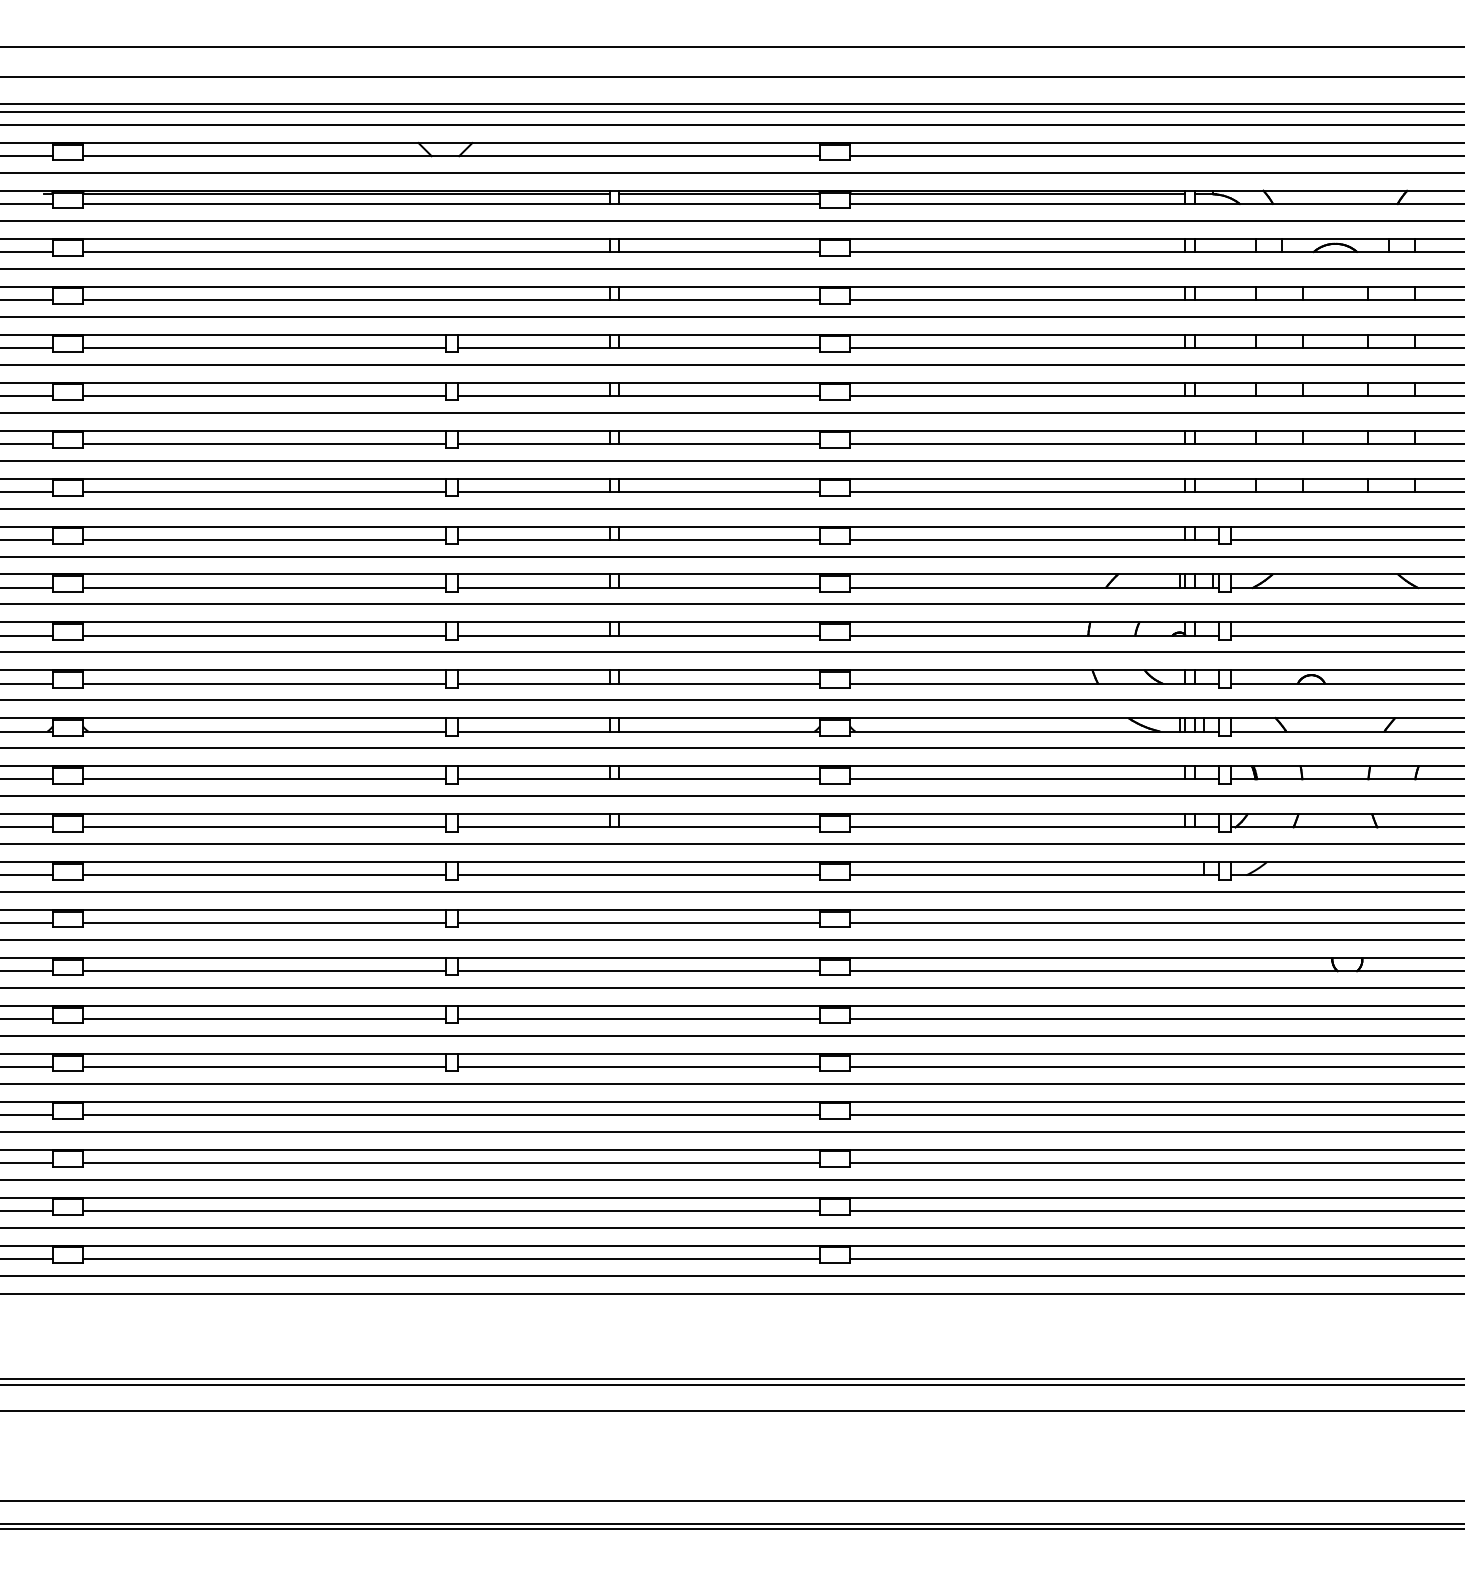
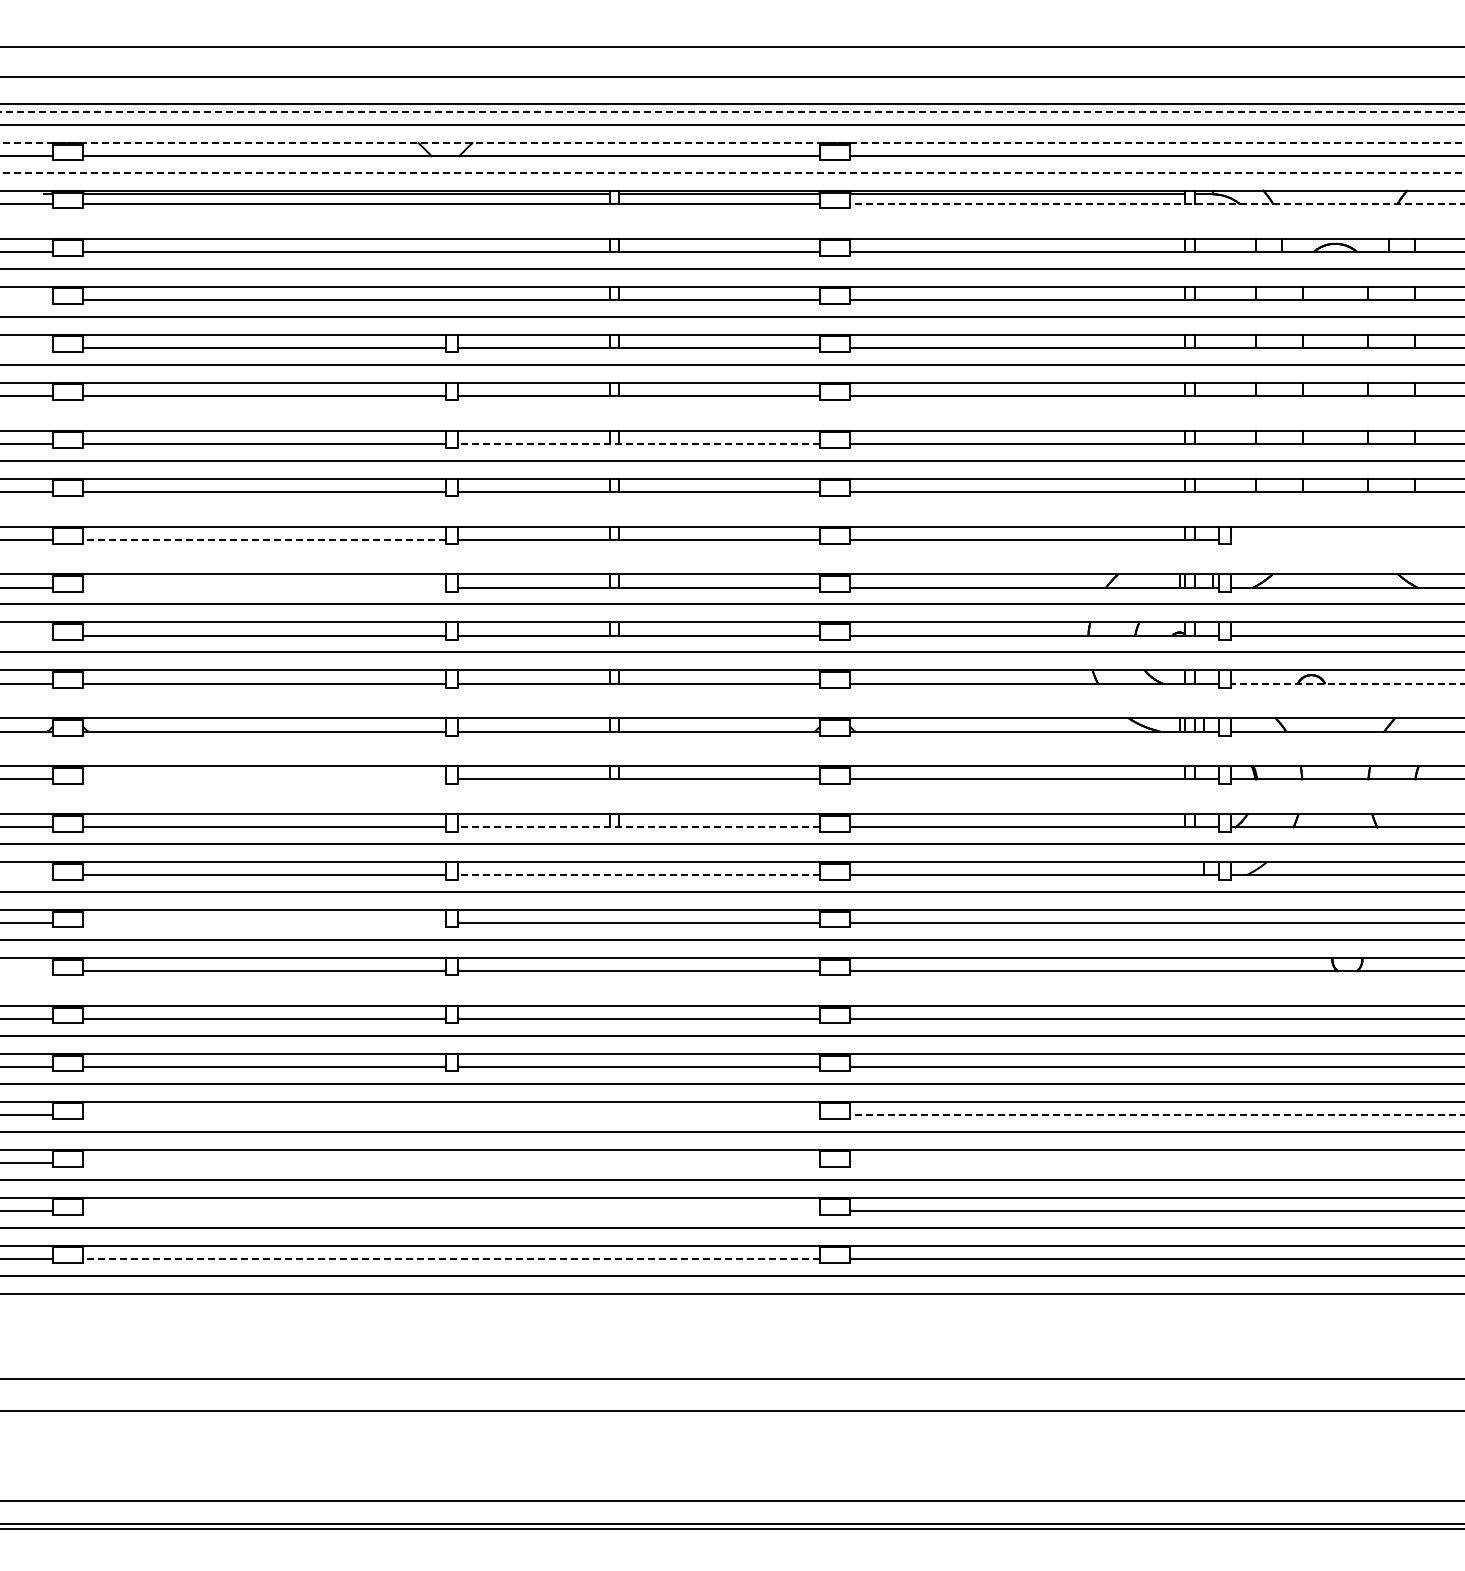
line: solid -> dashed (731, 112)
line: solid -> dashed (733, 143)
line: solid -> dashed (733, 172)
line: solid -> dashed (1156, 204)
line: present -> none (731, 220)
line: present -> none (27, 300)
line: present -> none (27, 347)
line: present -> none (731, 412)
line: solid -> dashed (638, 443)
line: present -> none (731, 508)
line: solid -> dashed (263, 539)
line: present -> none (1345, 539)
line: present -> none (731, 556)
line: present -> none (263, 587)
line: present -> none (27, 635)
line: solid -> dashed (1347, 683)
line: present -> none (731, 700)
line: present -> none (731, 748)
line: present -> none (263, 779)
line: present -> none (731, 796)
line: solid -> dashed (638, 827)
line: present -> none (27, 875)
line: solid -> dashed (638, 875)
line: present -> none (263, 923)
line: present -> none (27, 971)
line: present -> none (731, 988)
line: present -> none (451, 1115)
line: solid -> dashed (1156, 1115)
line: present -> none (451, 1163)
line: present -> none (1155, 1163)
line: present -> none (451, 1210)
line: solid -> dashed (451, 1258)
line: present -> none (731, 1385)
